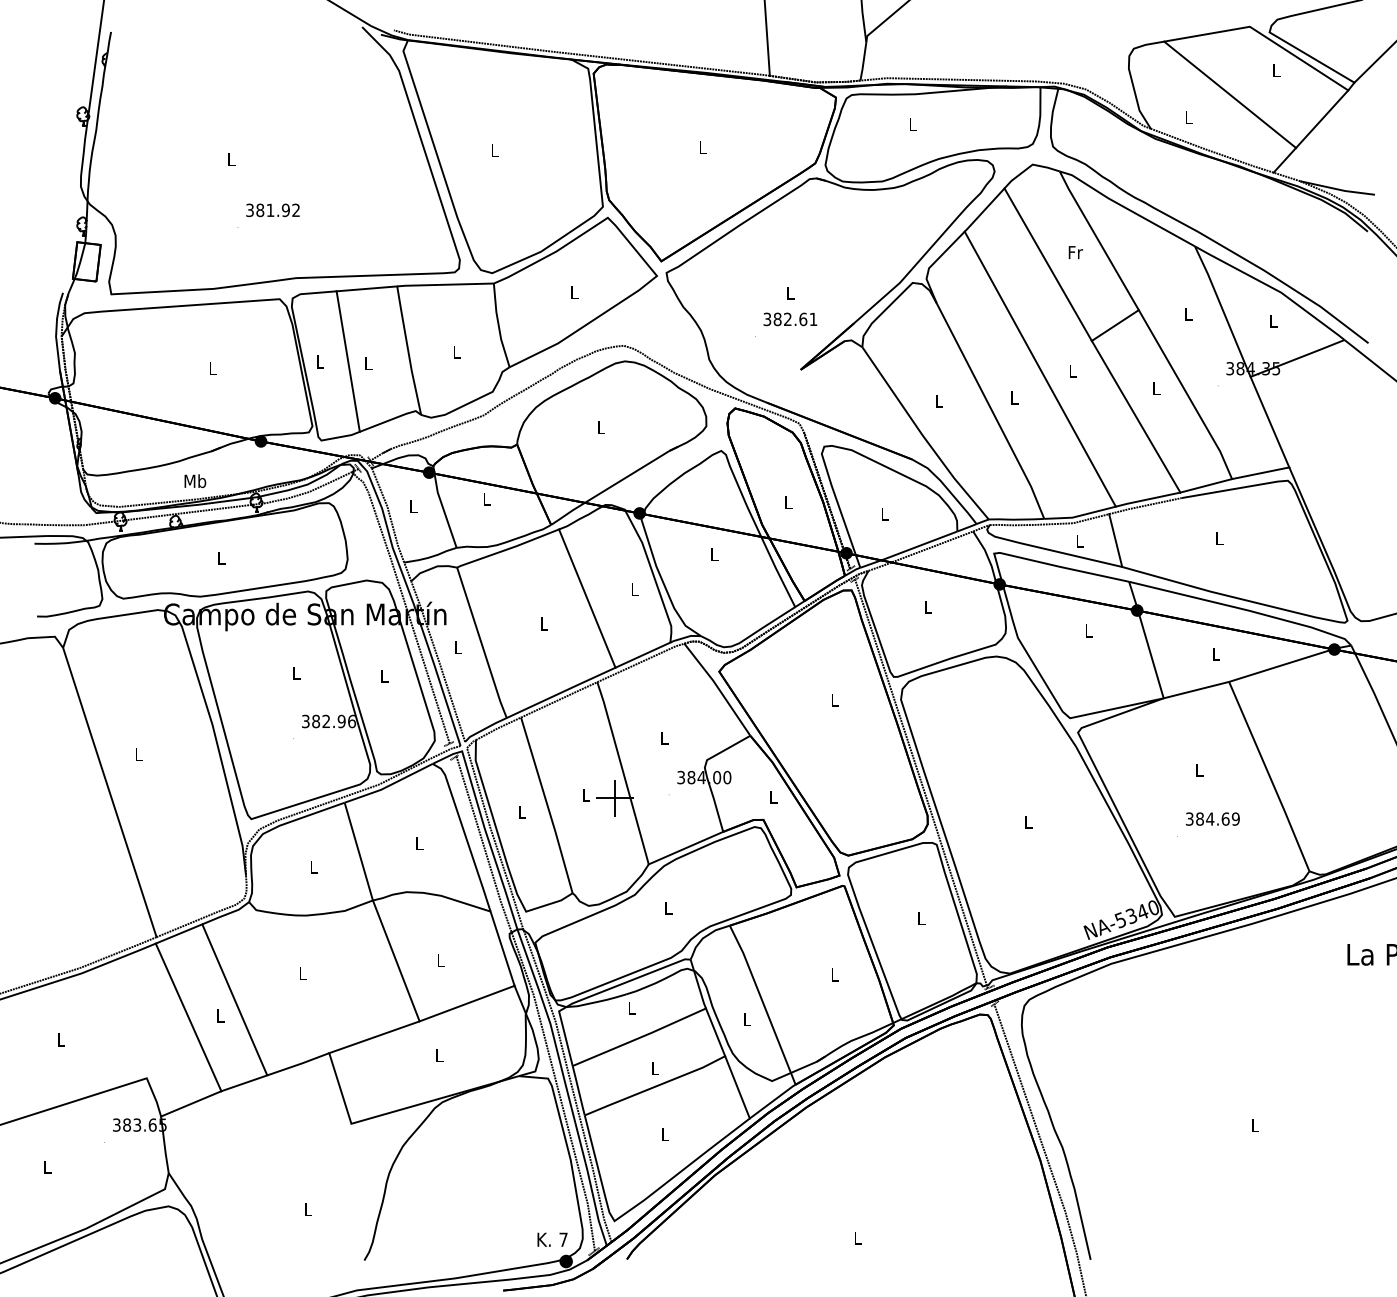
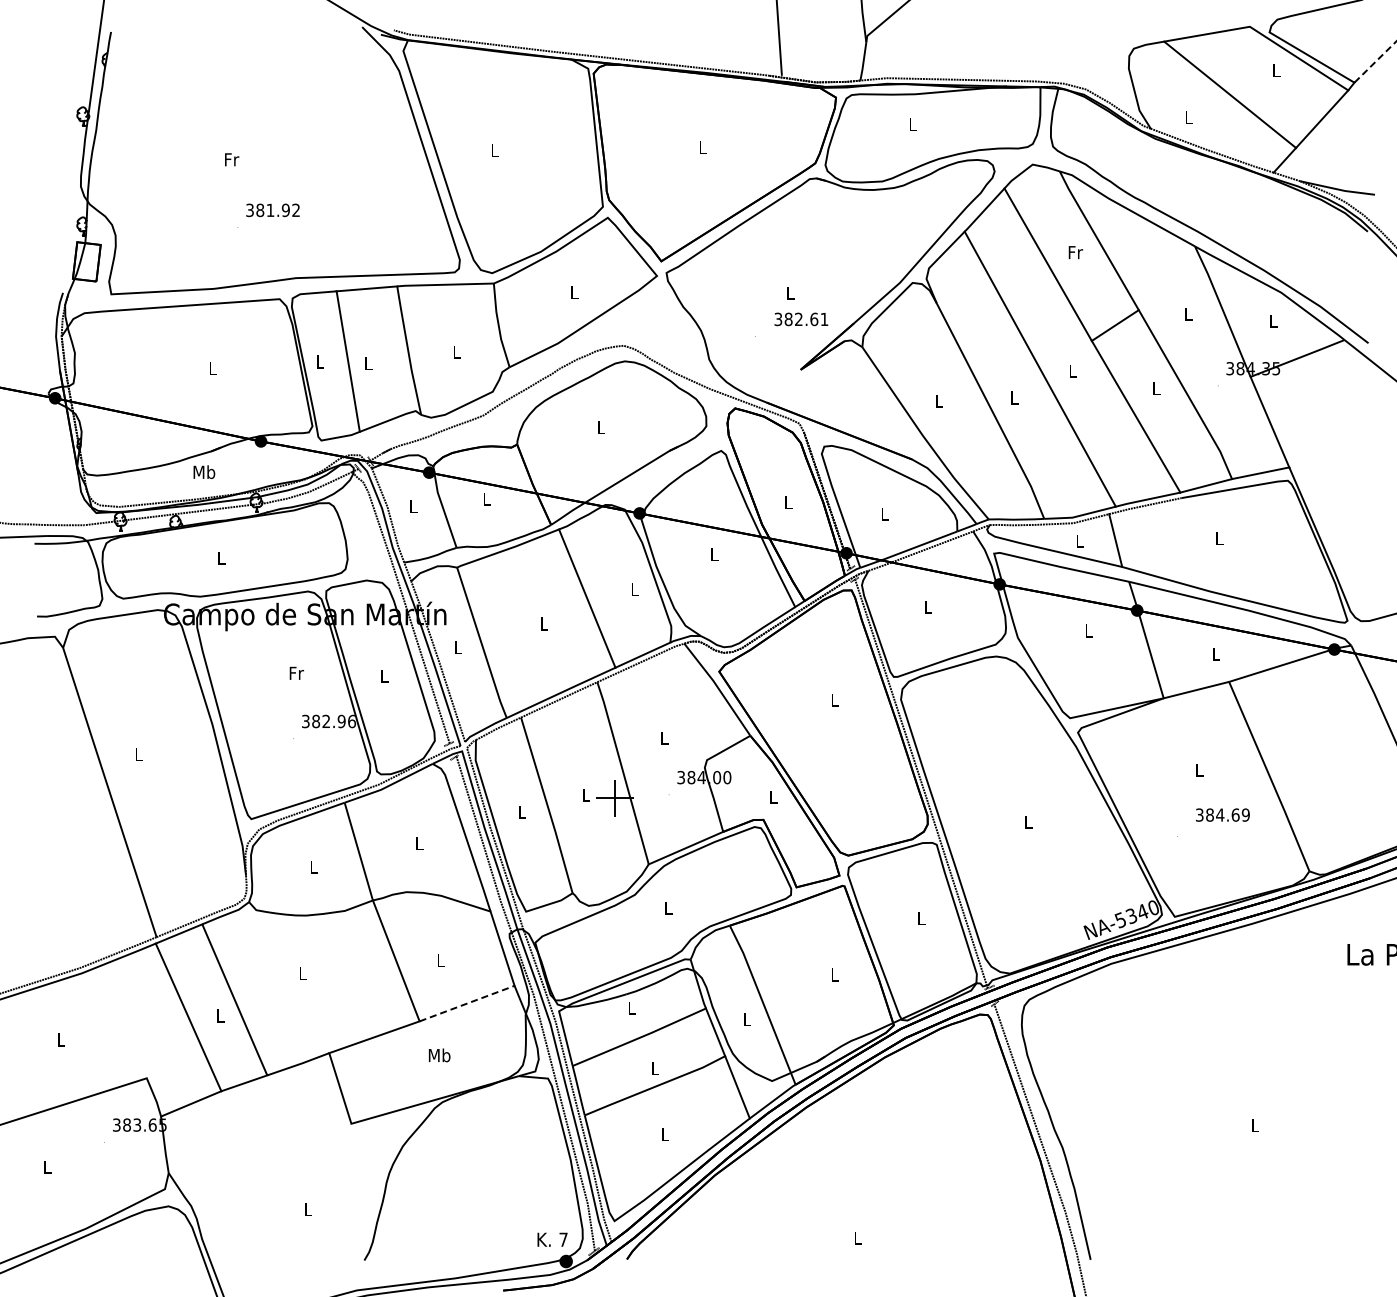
line position: (766, 38) -> (778, 38) (778, 38)
line: solid -> dashed (1375, 61)
text: L -> Fr (232, 159)
text position: (790, 319) -> (801, 319) (801, 319)
text position: (195, 480) -> (204, 471) (204, 471)
text: L -> Fr (296, 672)
text position: (1212, 818) -> (1222, 814) (1222, 814)
line: solid -> dashed (467, 1003)
text: L -> Mb (439, 1055)
